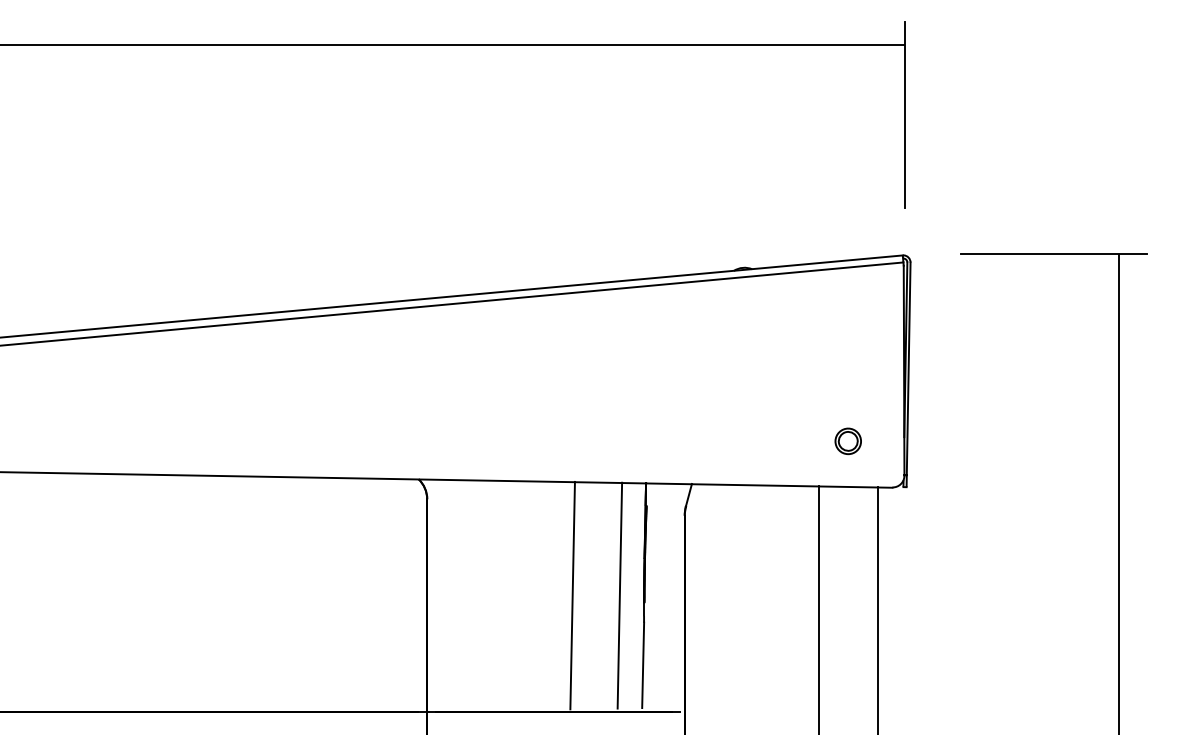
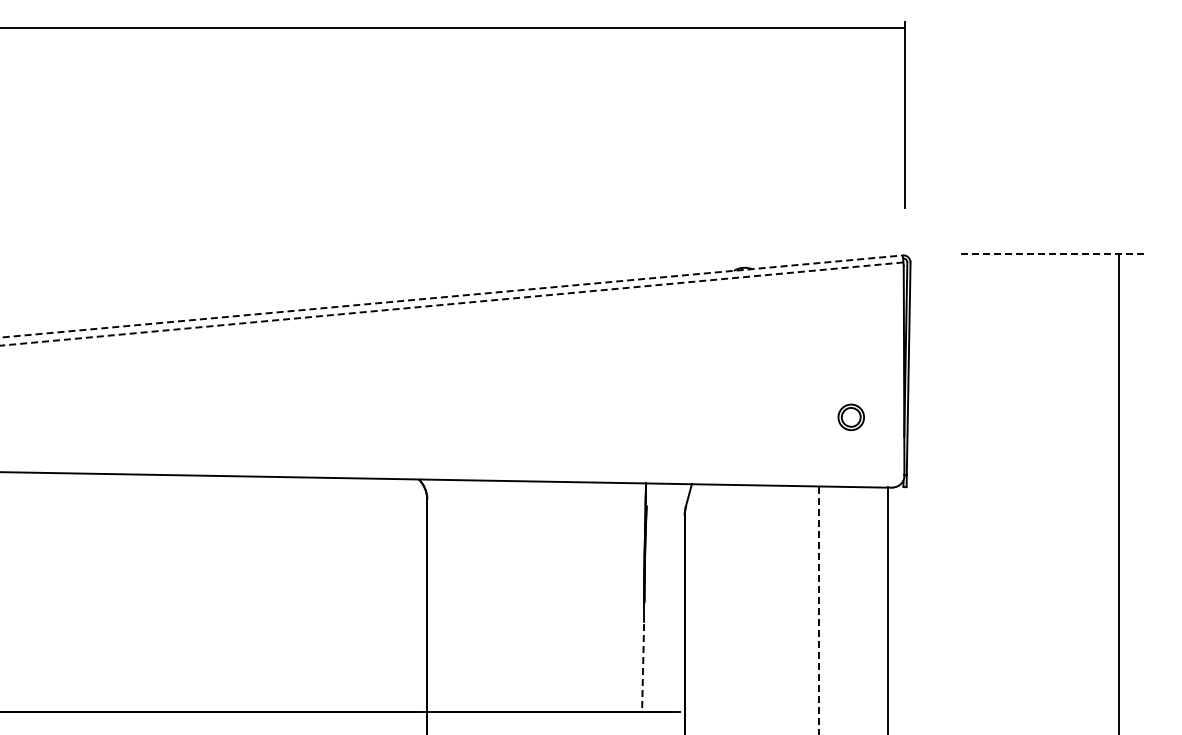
line position: (453, 45) -> (453, 28) (453, 28)
line: solid -> dashed (1053, 254)
line: solid -> dashed (451, 296)
line: solid -> dashed (451, 304)
part position: (847, 441) -> (850, 417) (850, 417)
line: present -> none (572, 595)
line: present -> none (619, 595)
line position: (877, 609) -> (887, 609) (887, 609)
line: solid -> dashed (818, 610)
line: solid -> dashed (643, 665)
